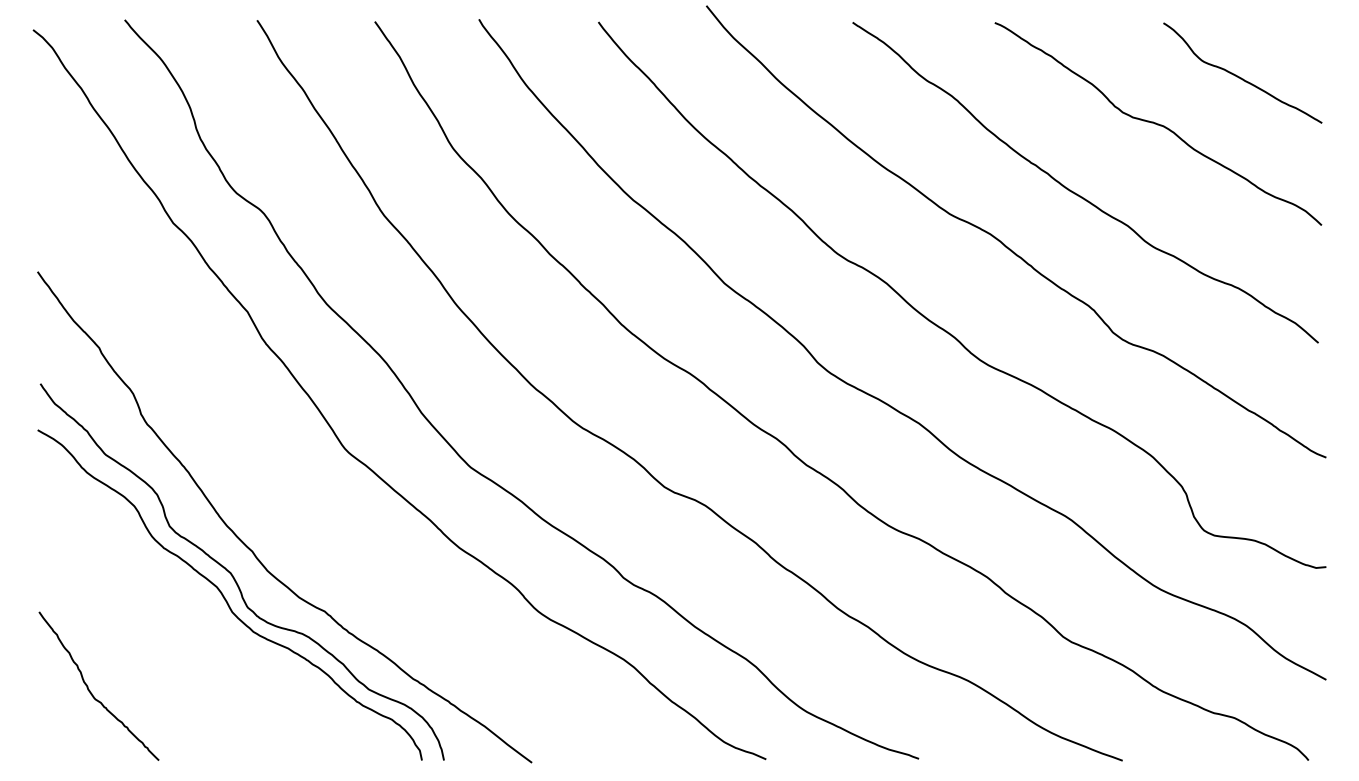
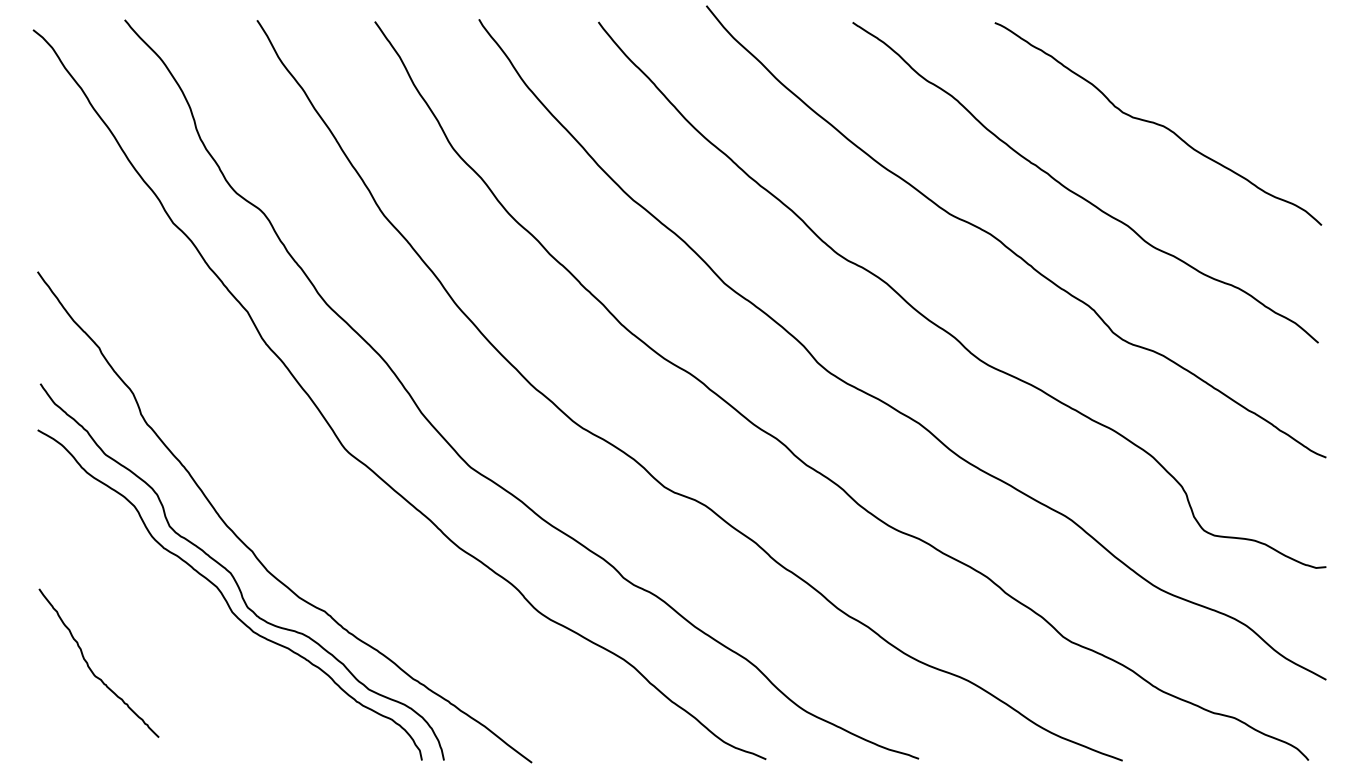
curve: present -> none (1239, 76)
curve position: (90, 690) -> (90, 667) (90, 667)
